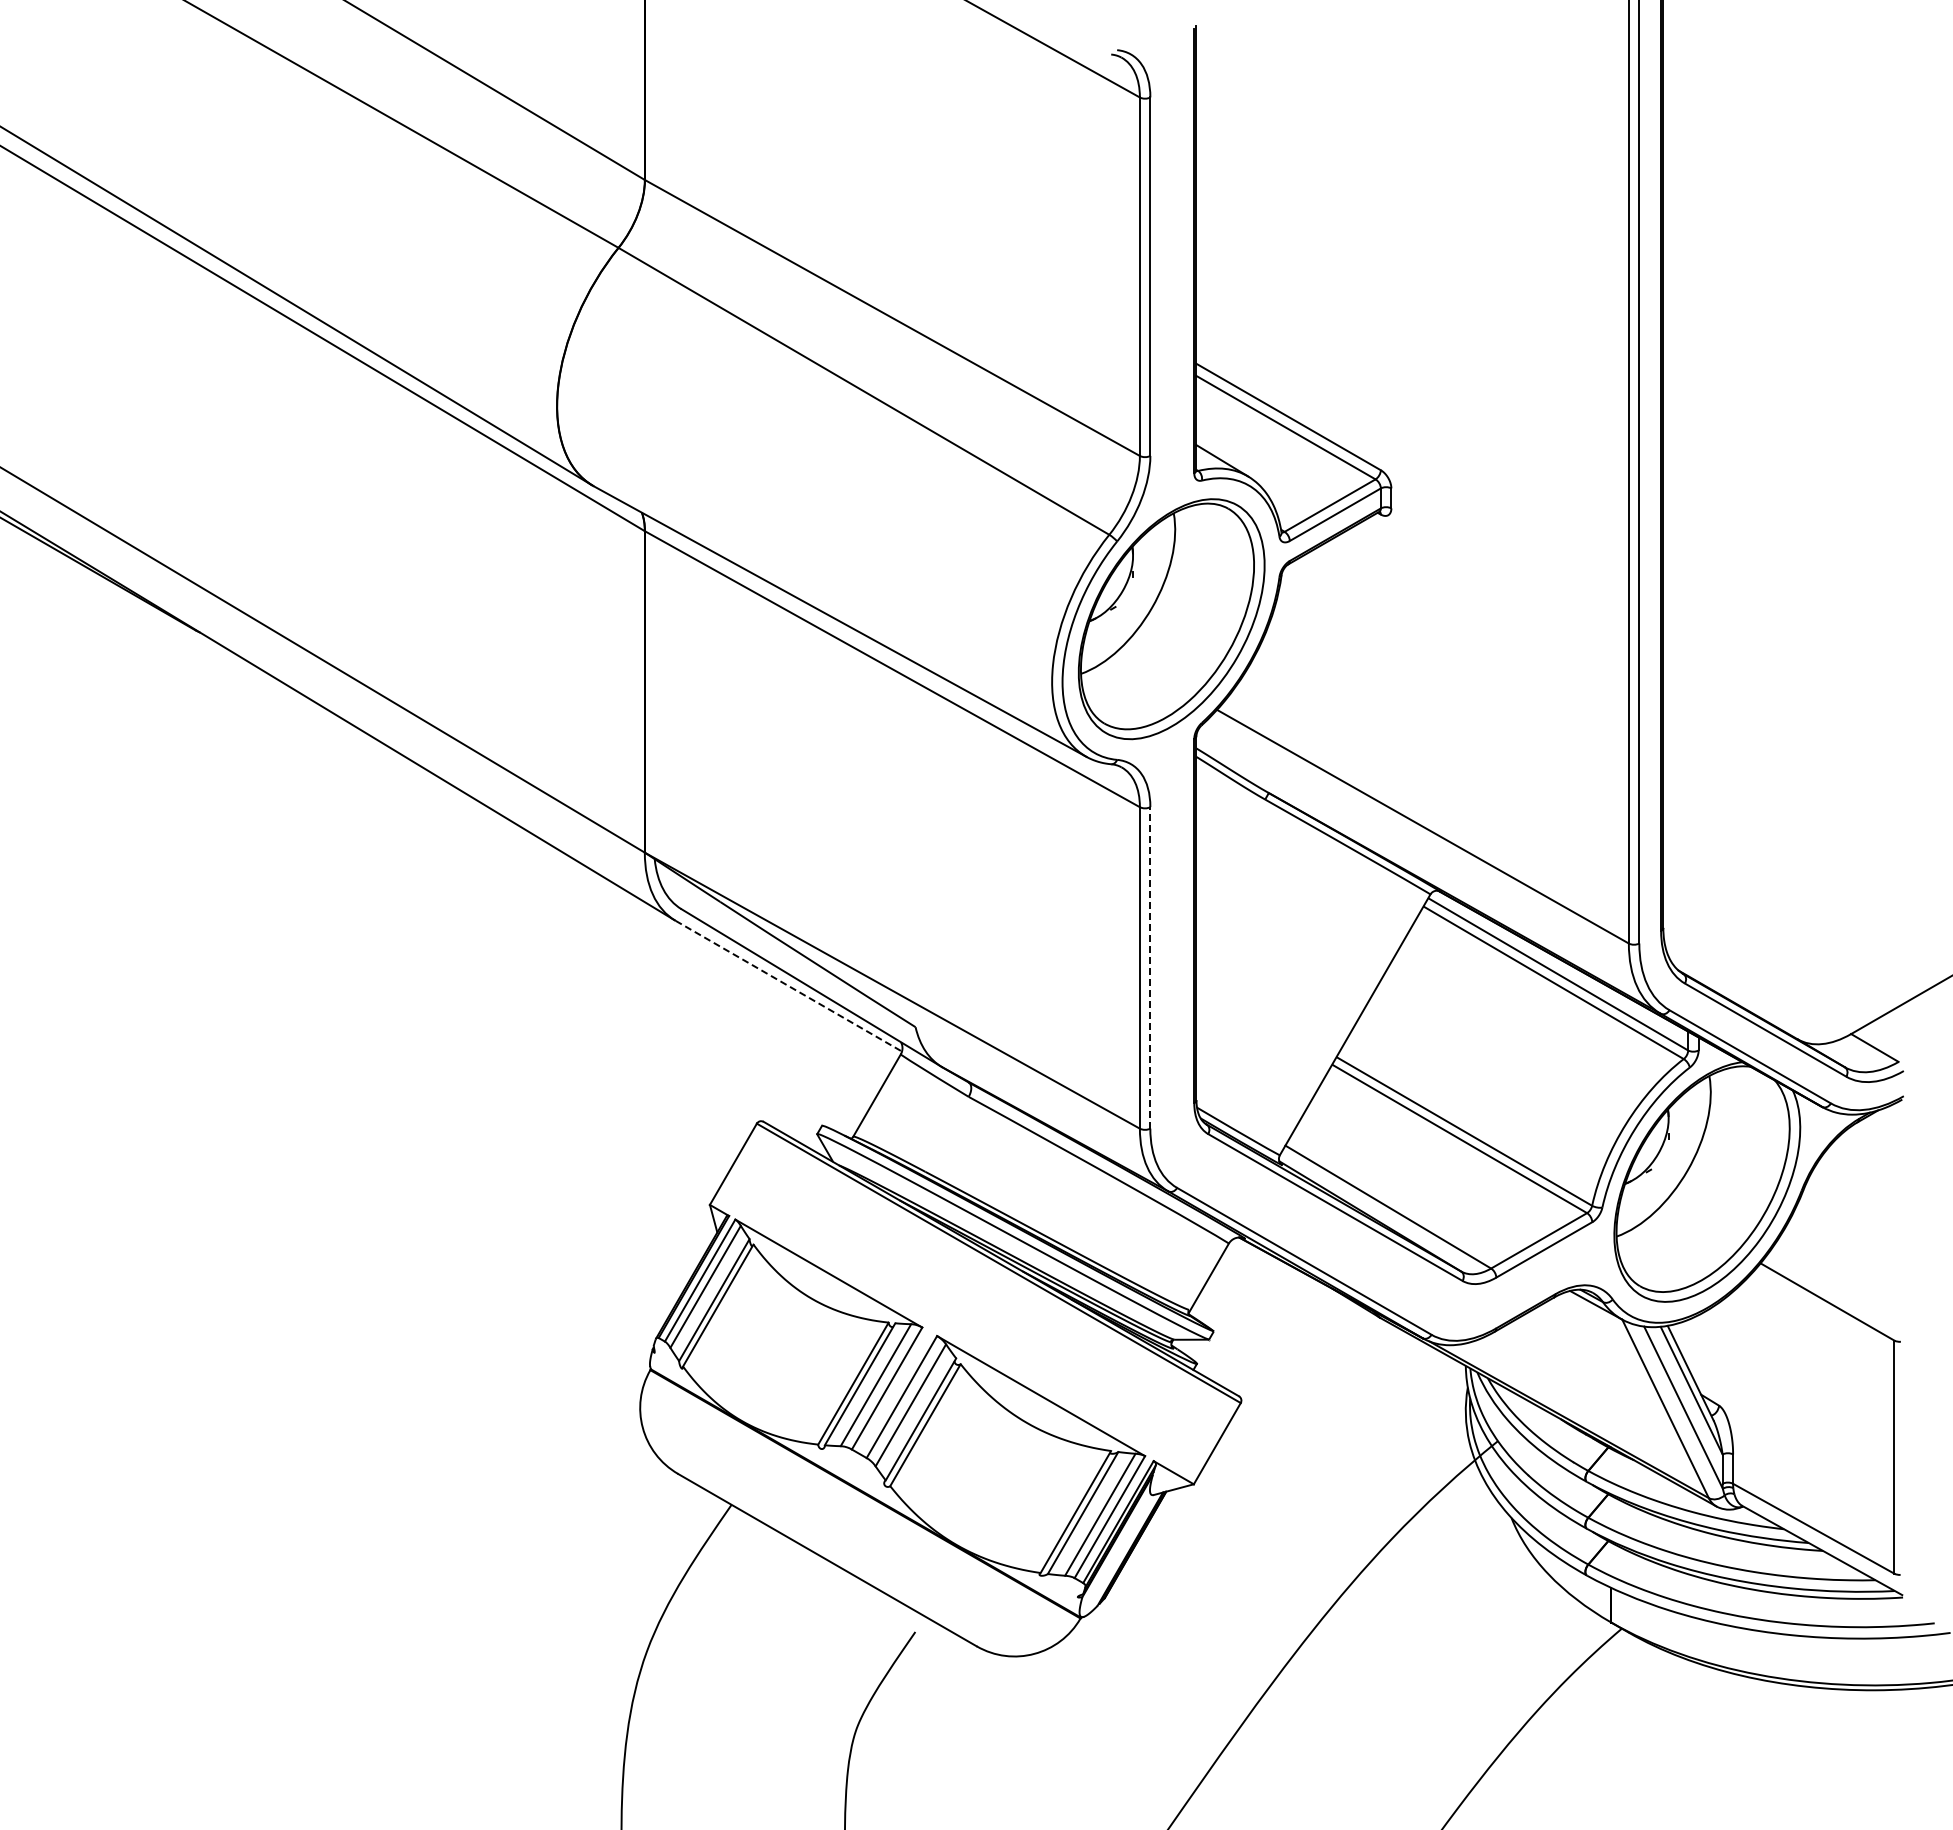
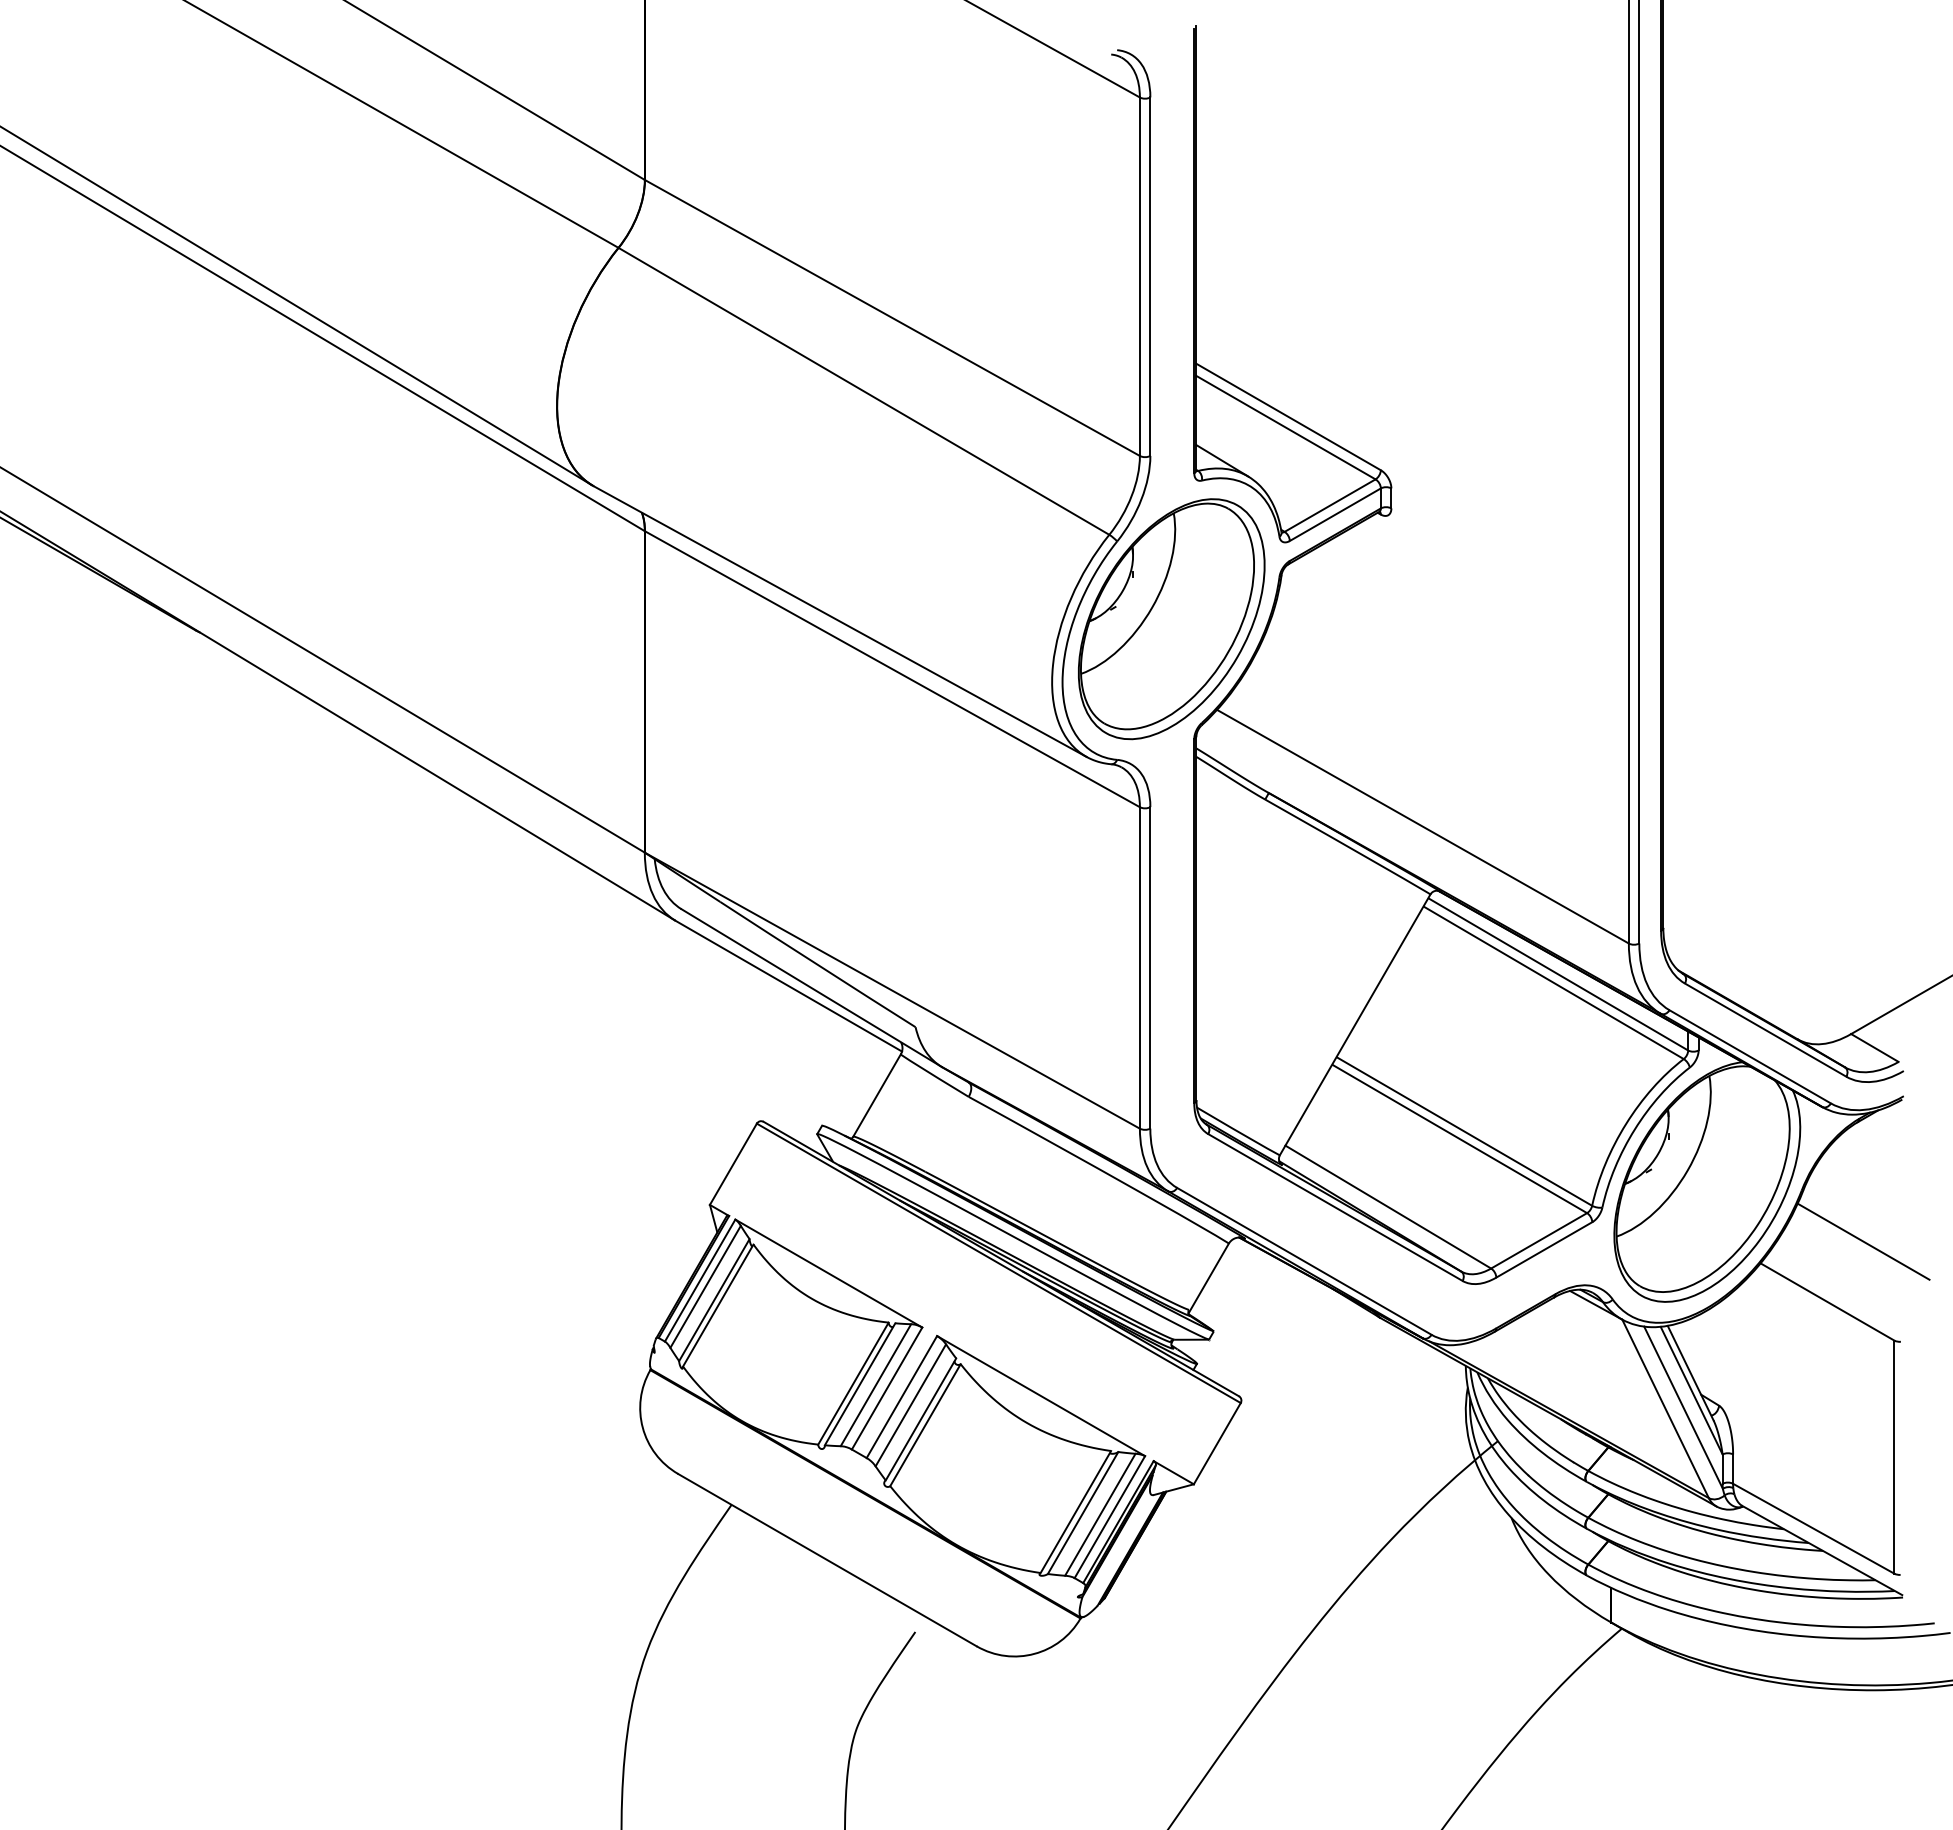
line: dashed -> solid (1150, 967)
line: dashed -> solid (788, 986)
line: none -> present (1863, 1241)
